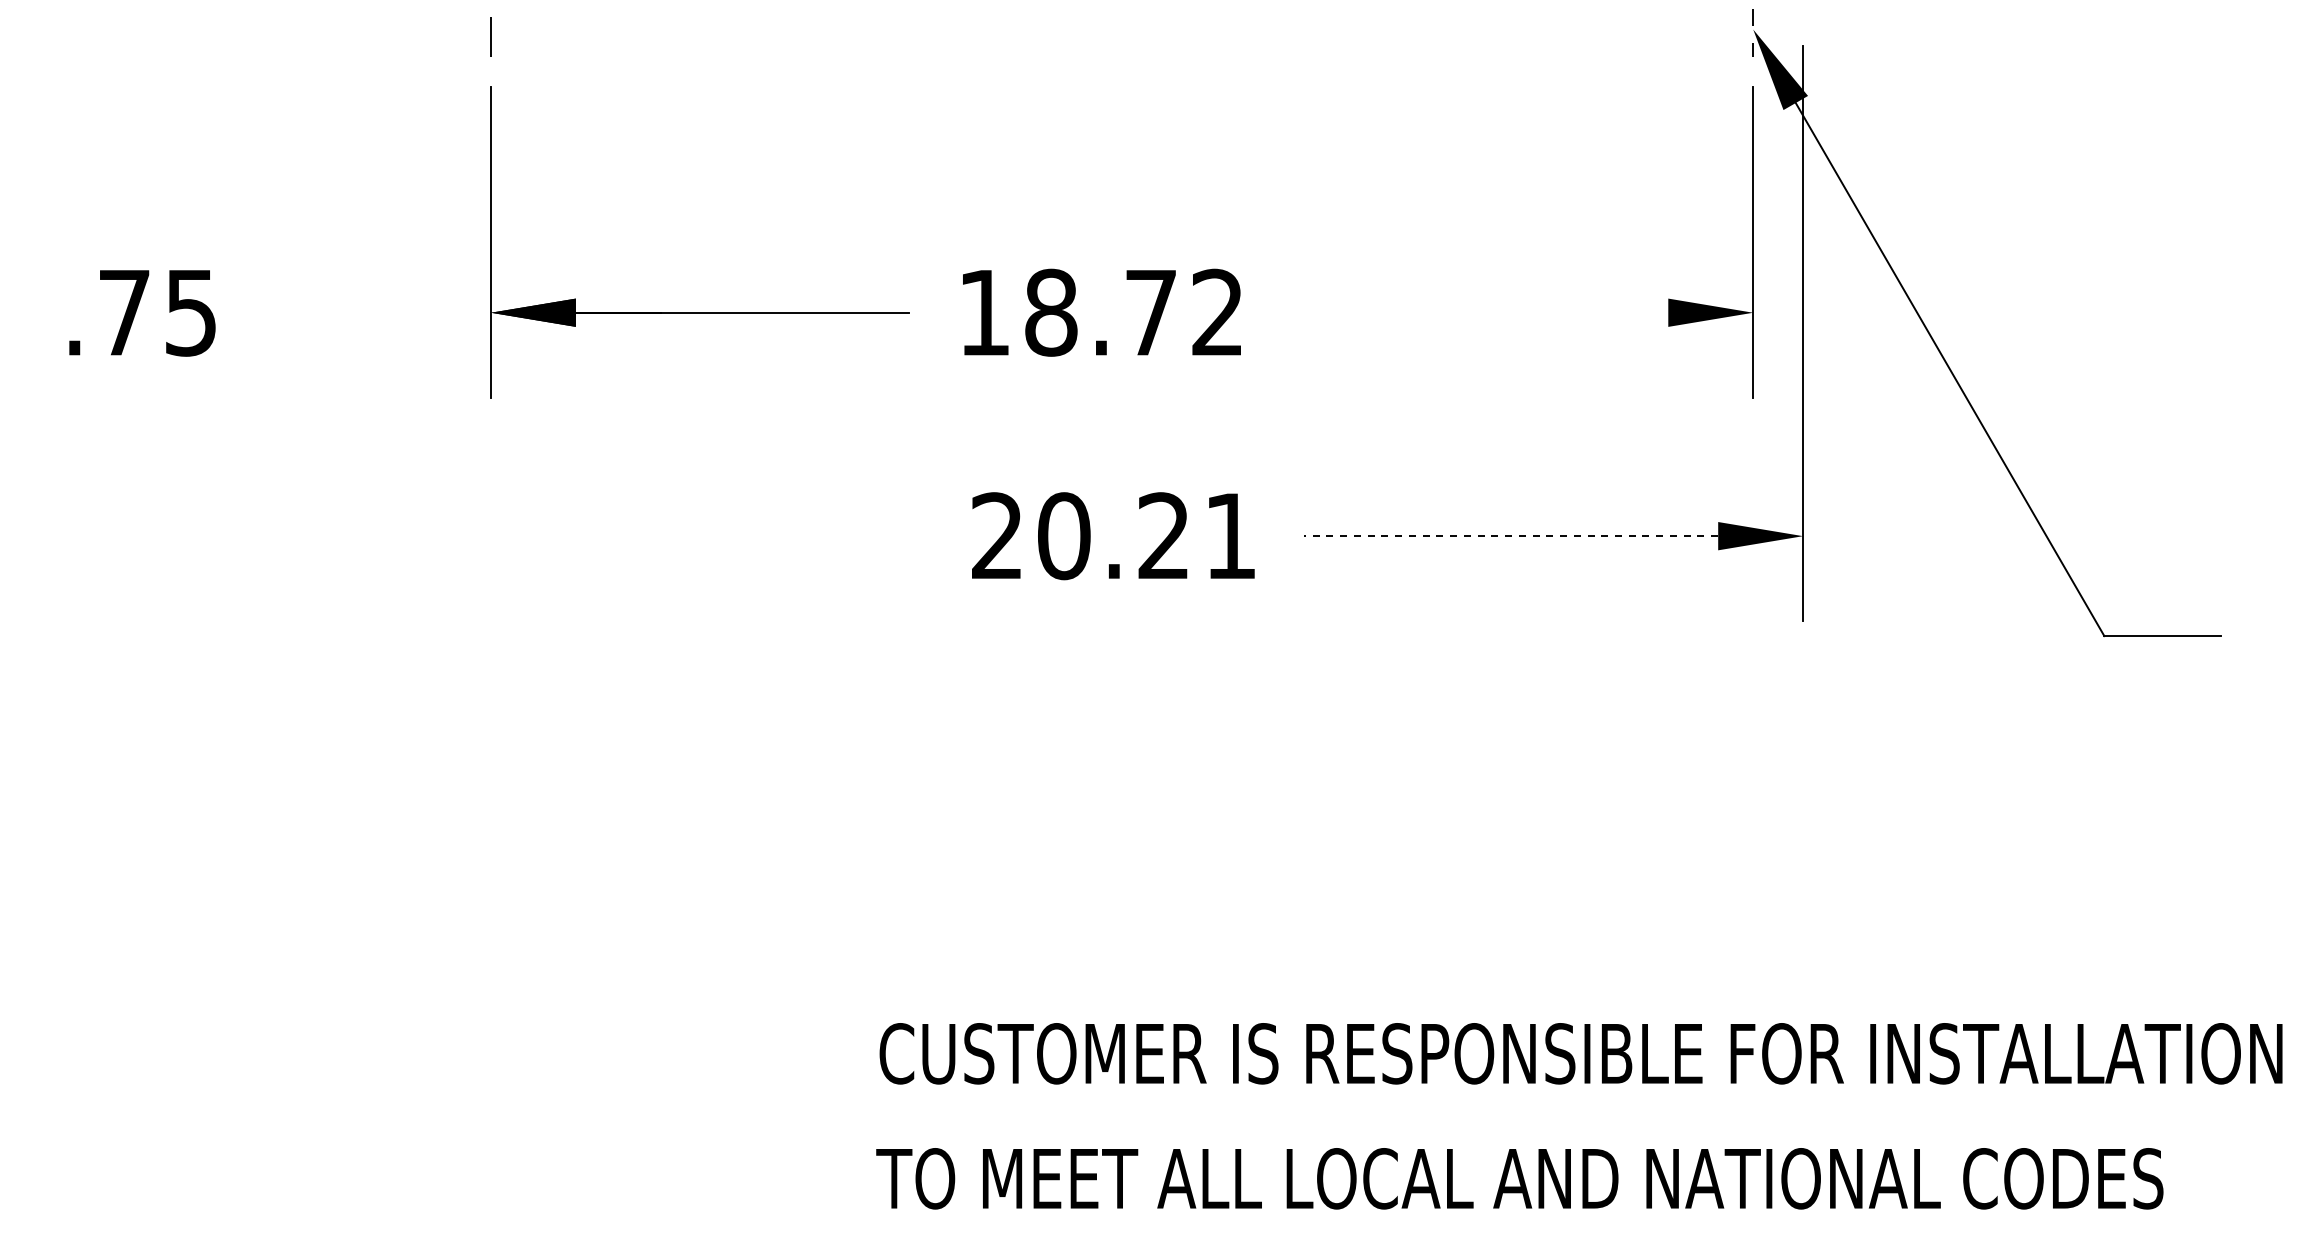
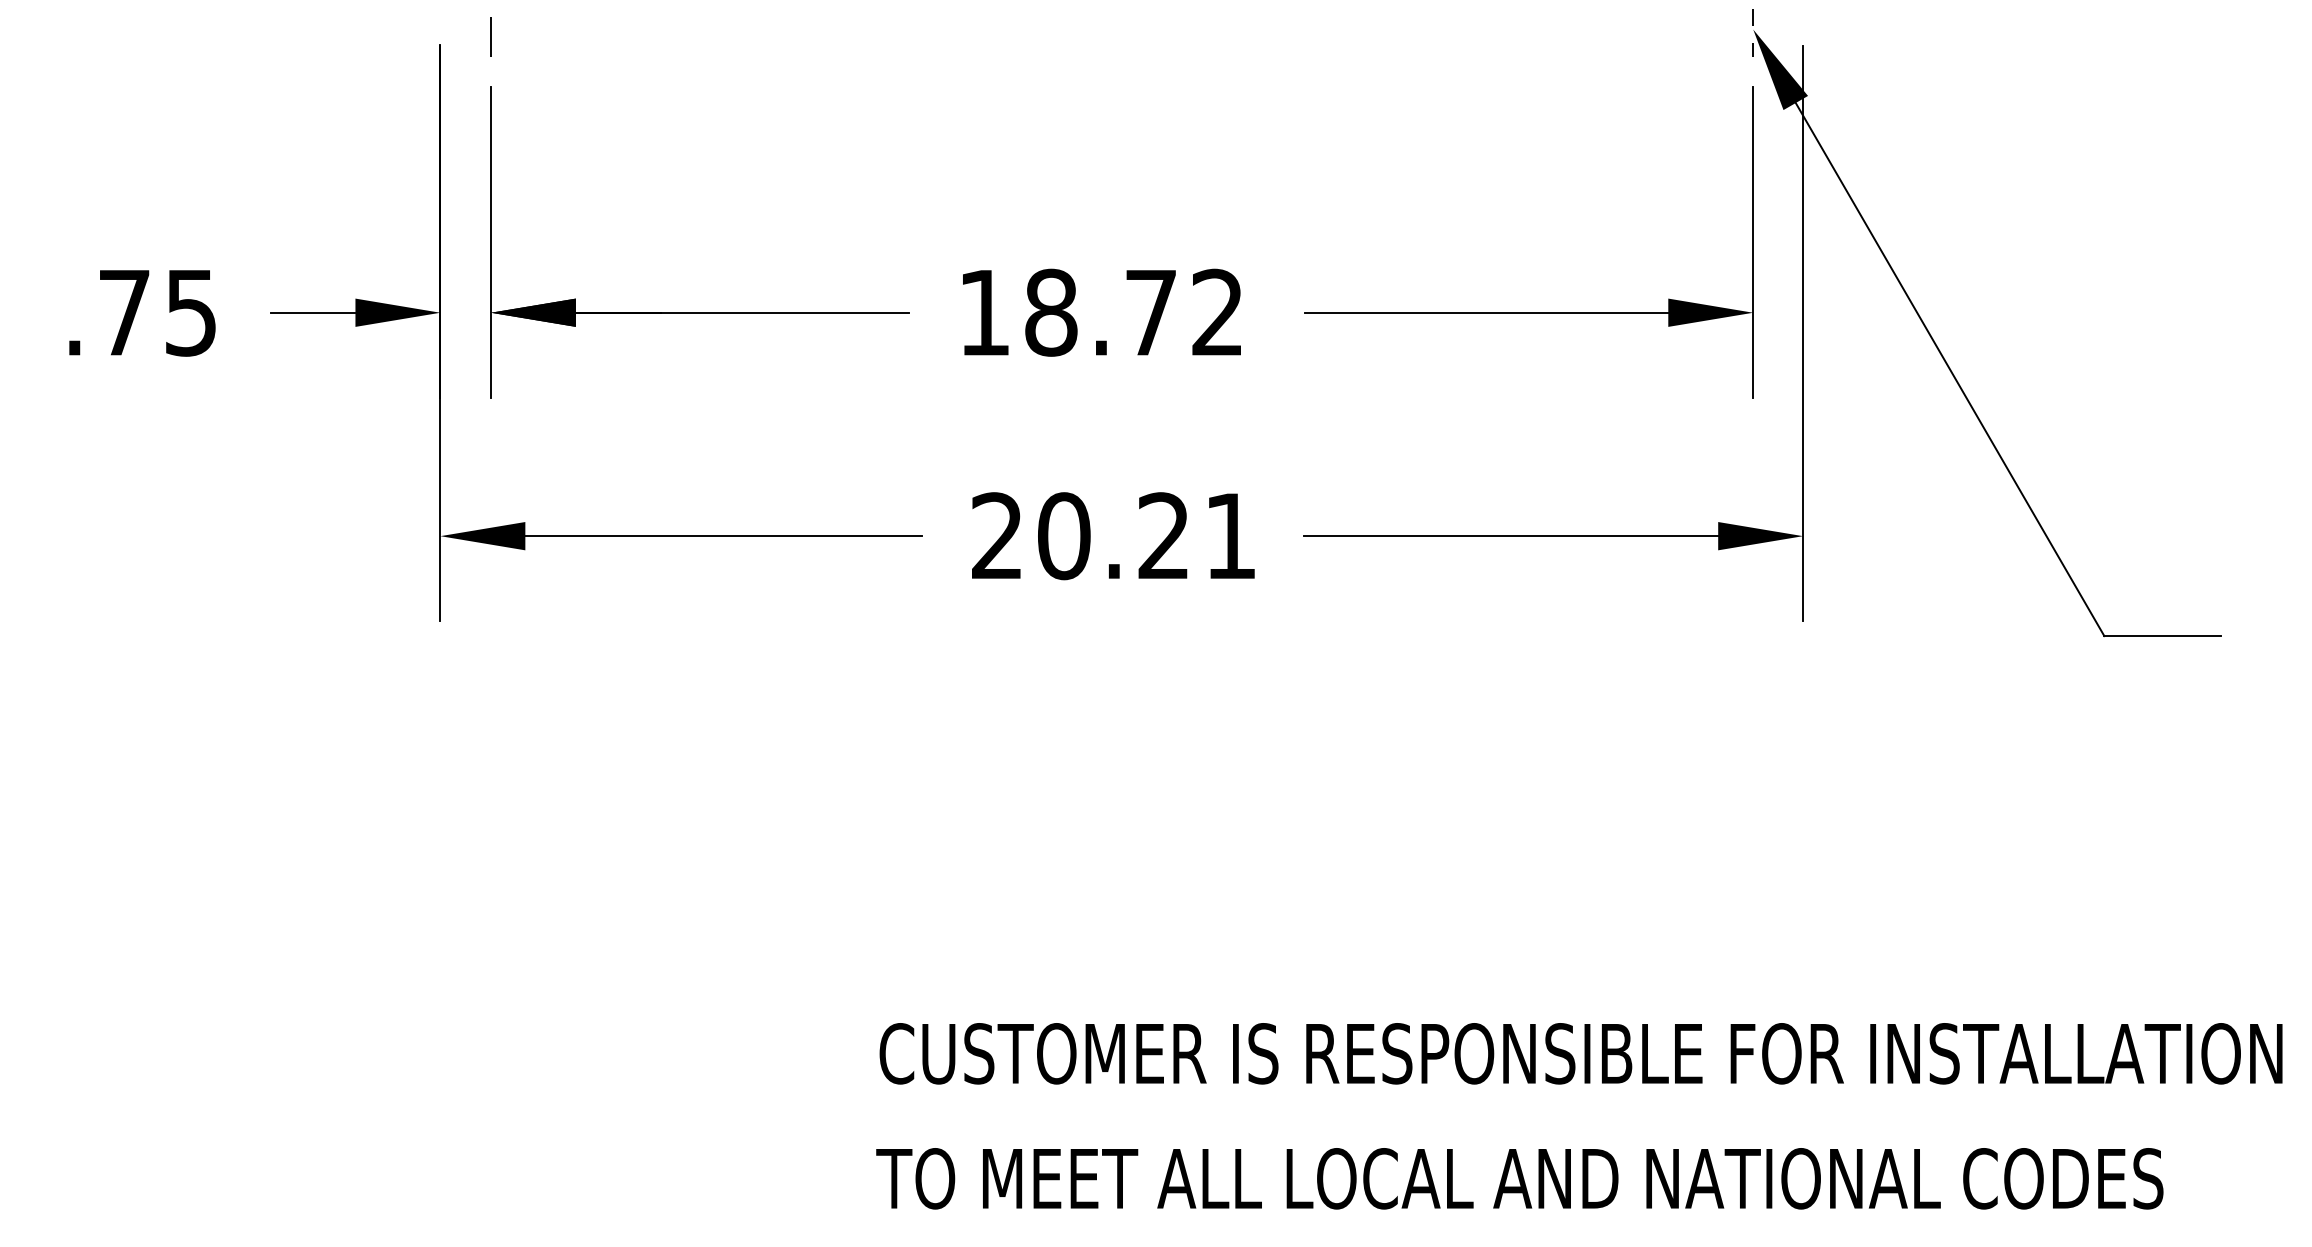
line: none -> present (1486, 312)
part: none -> present (440, 332)
line: dashed -> solid (1510, 536)
